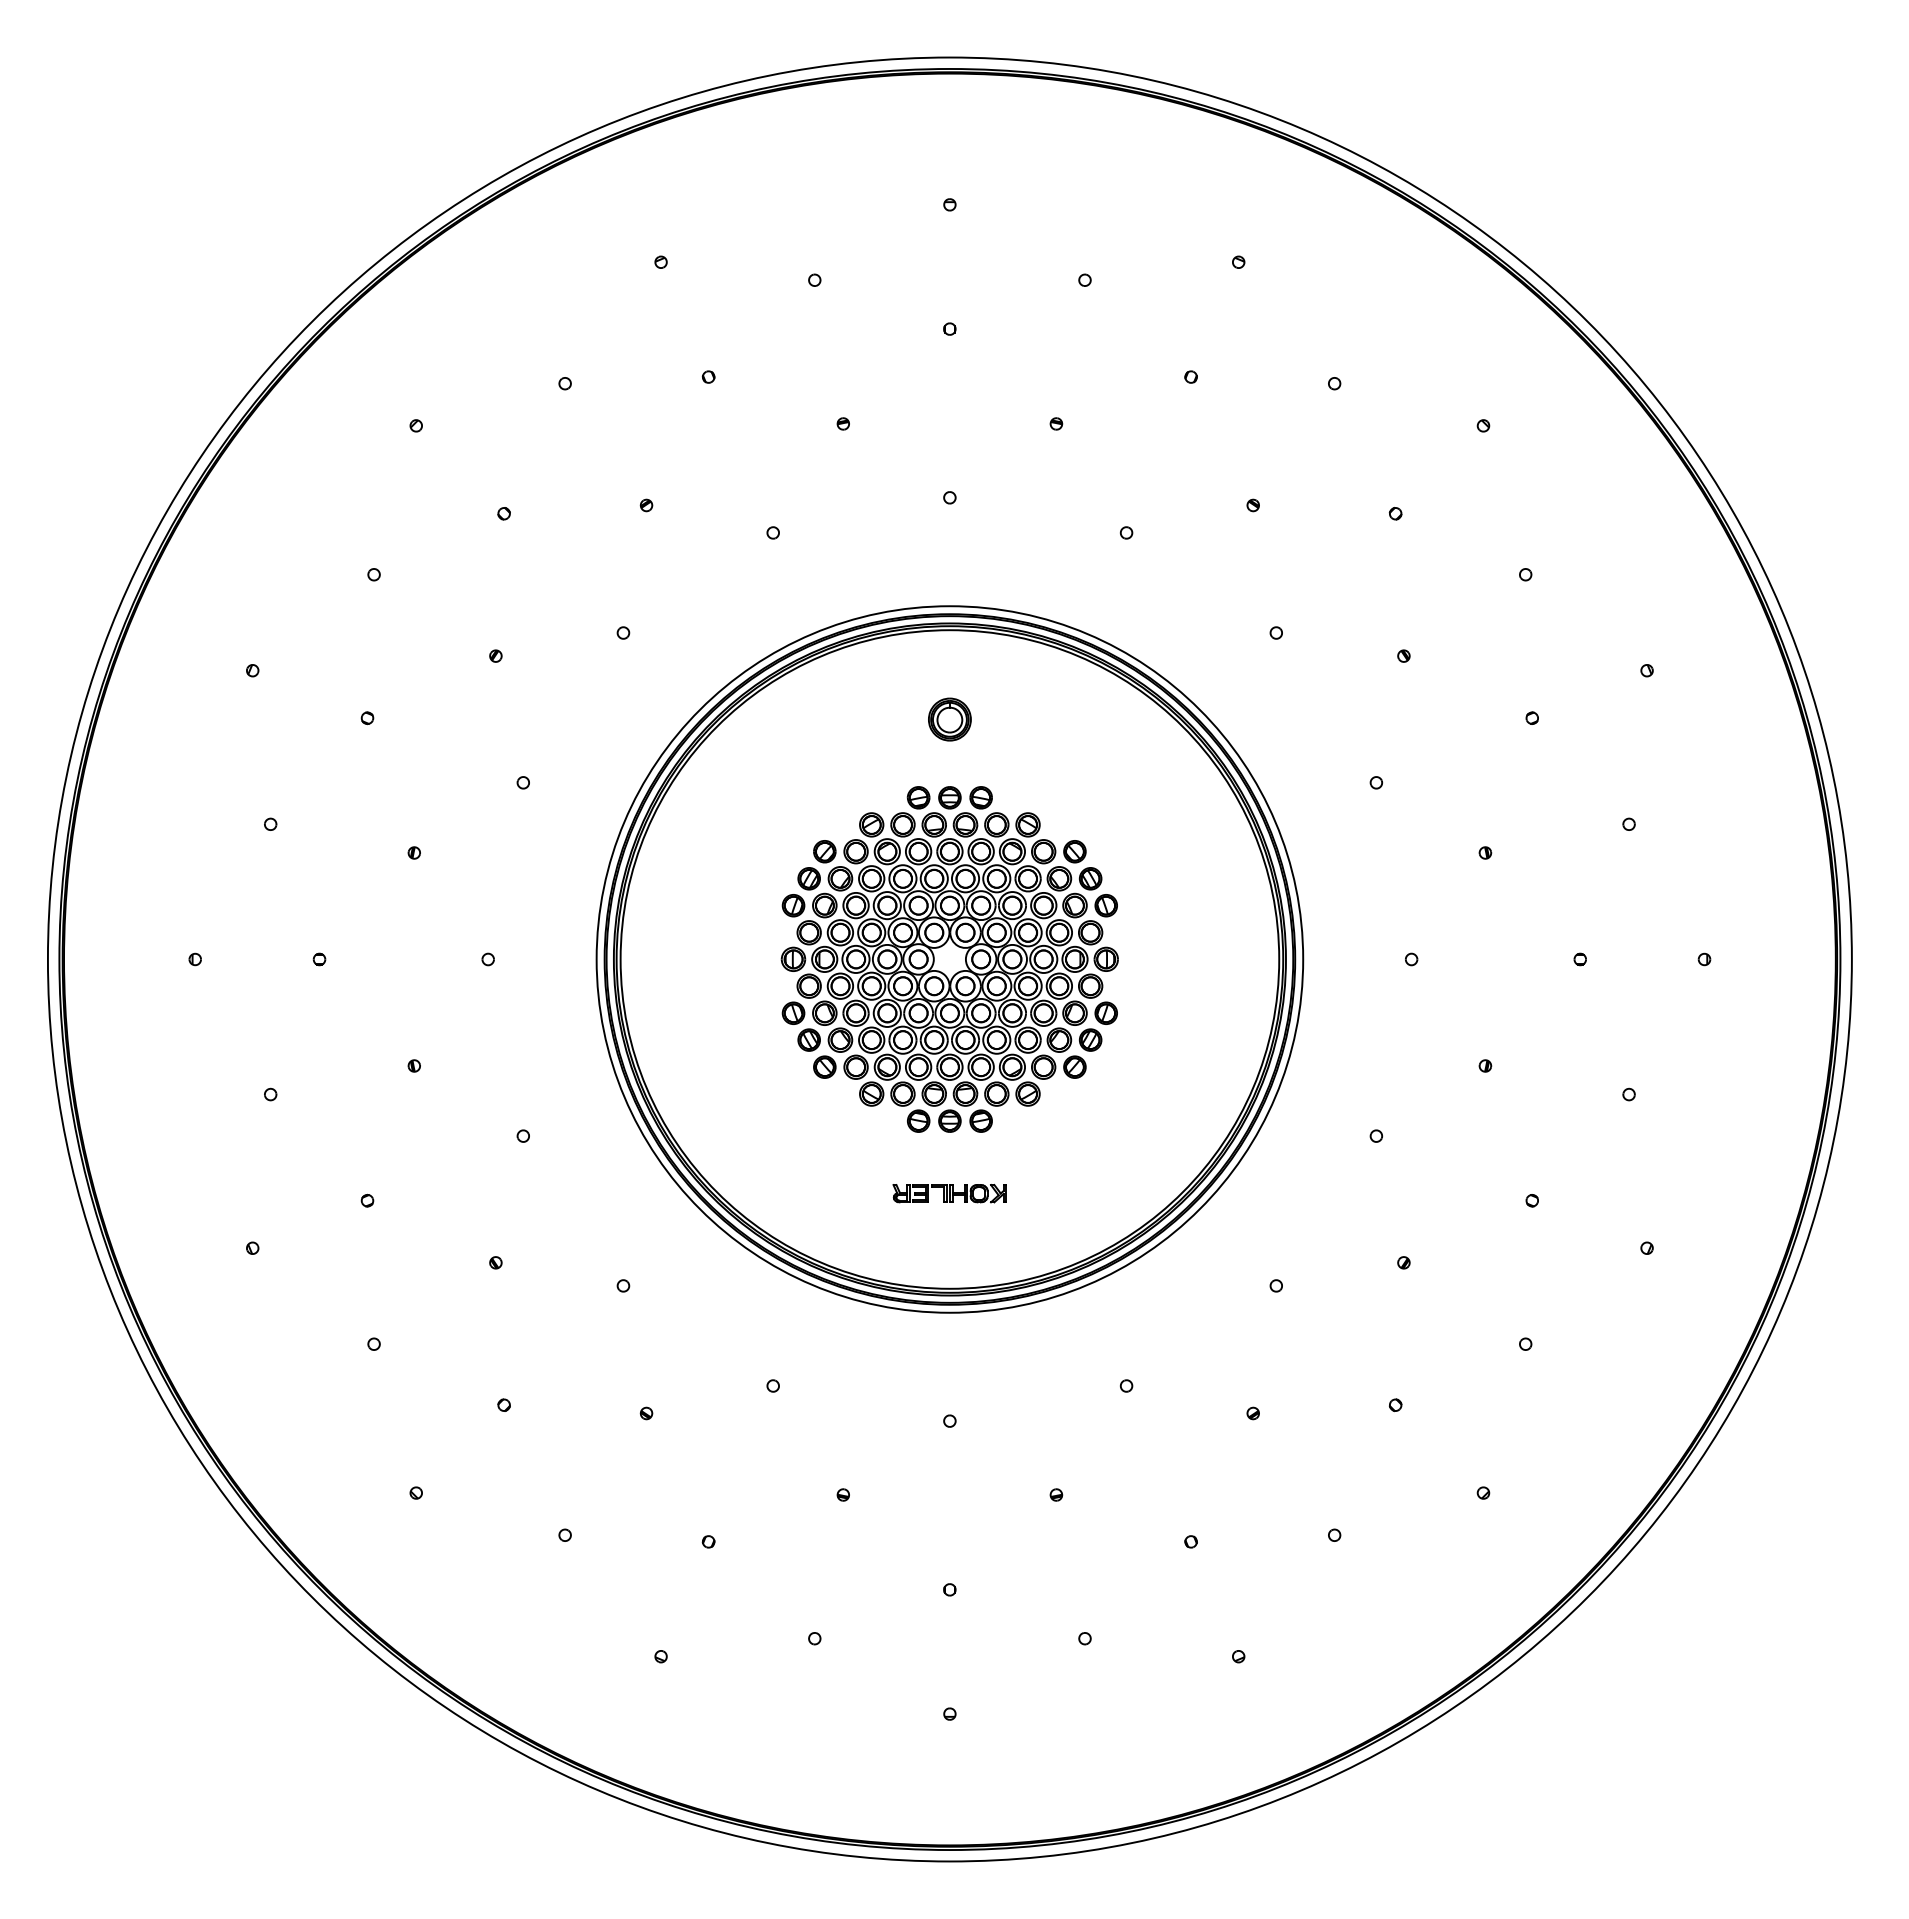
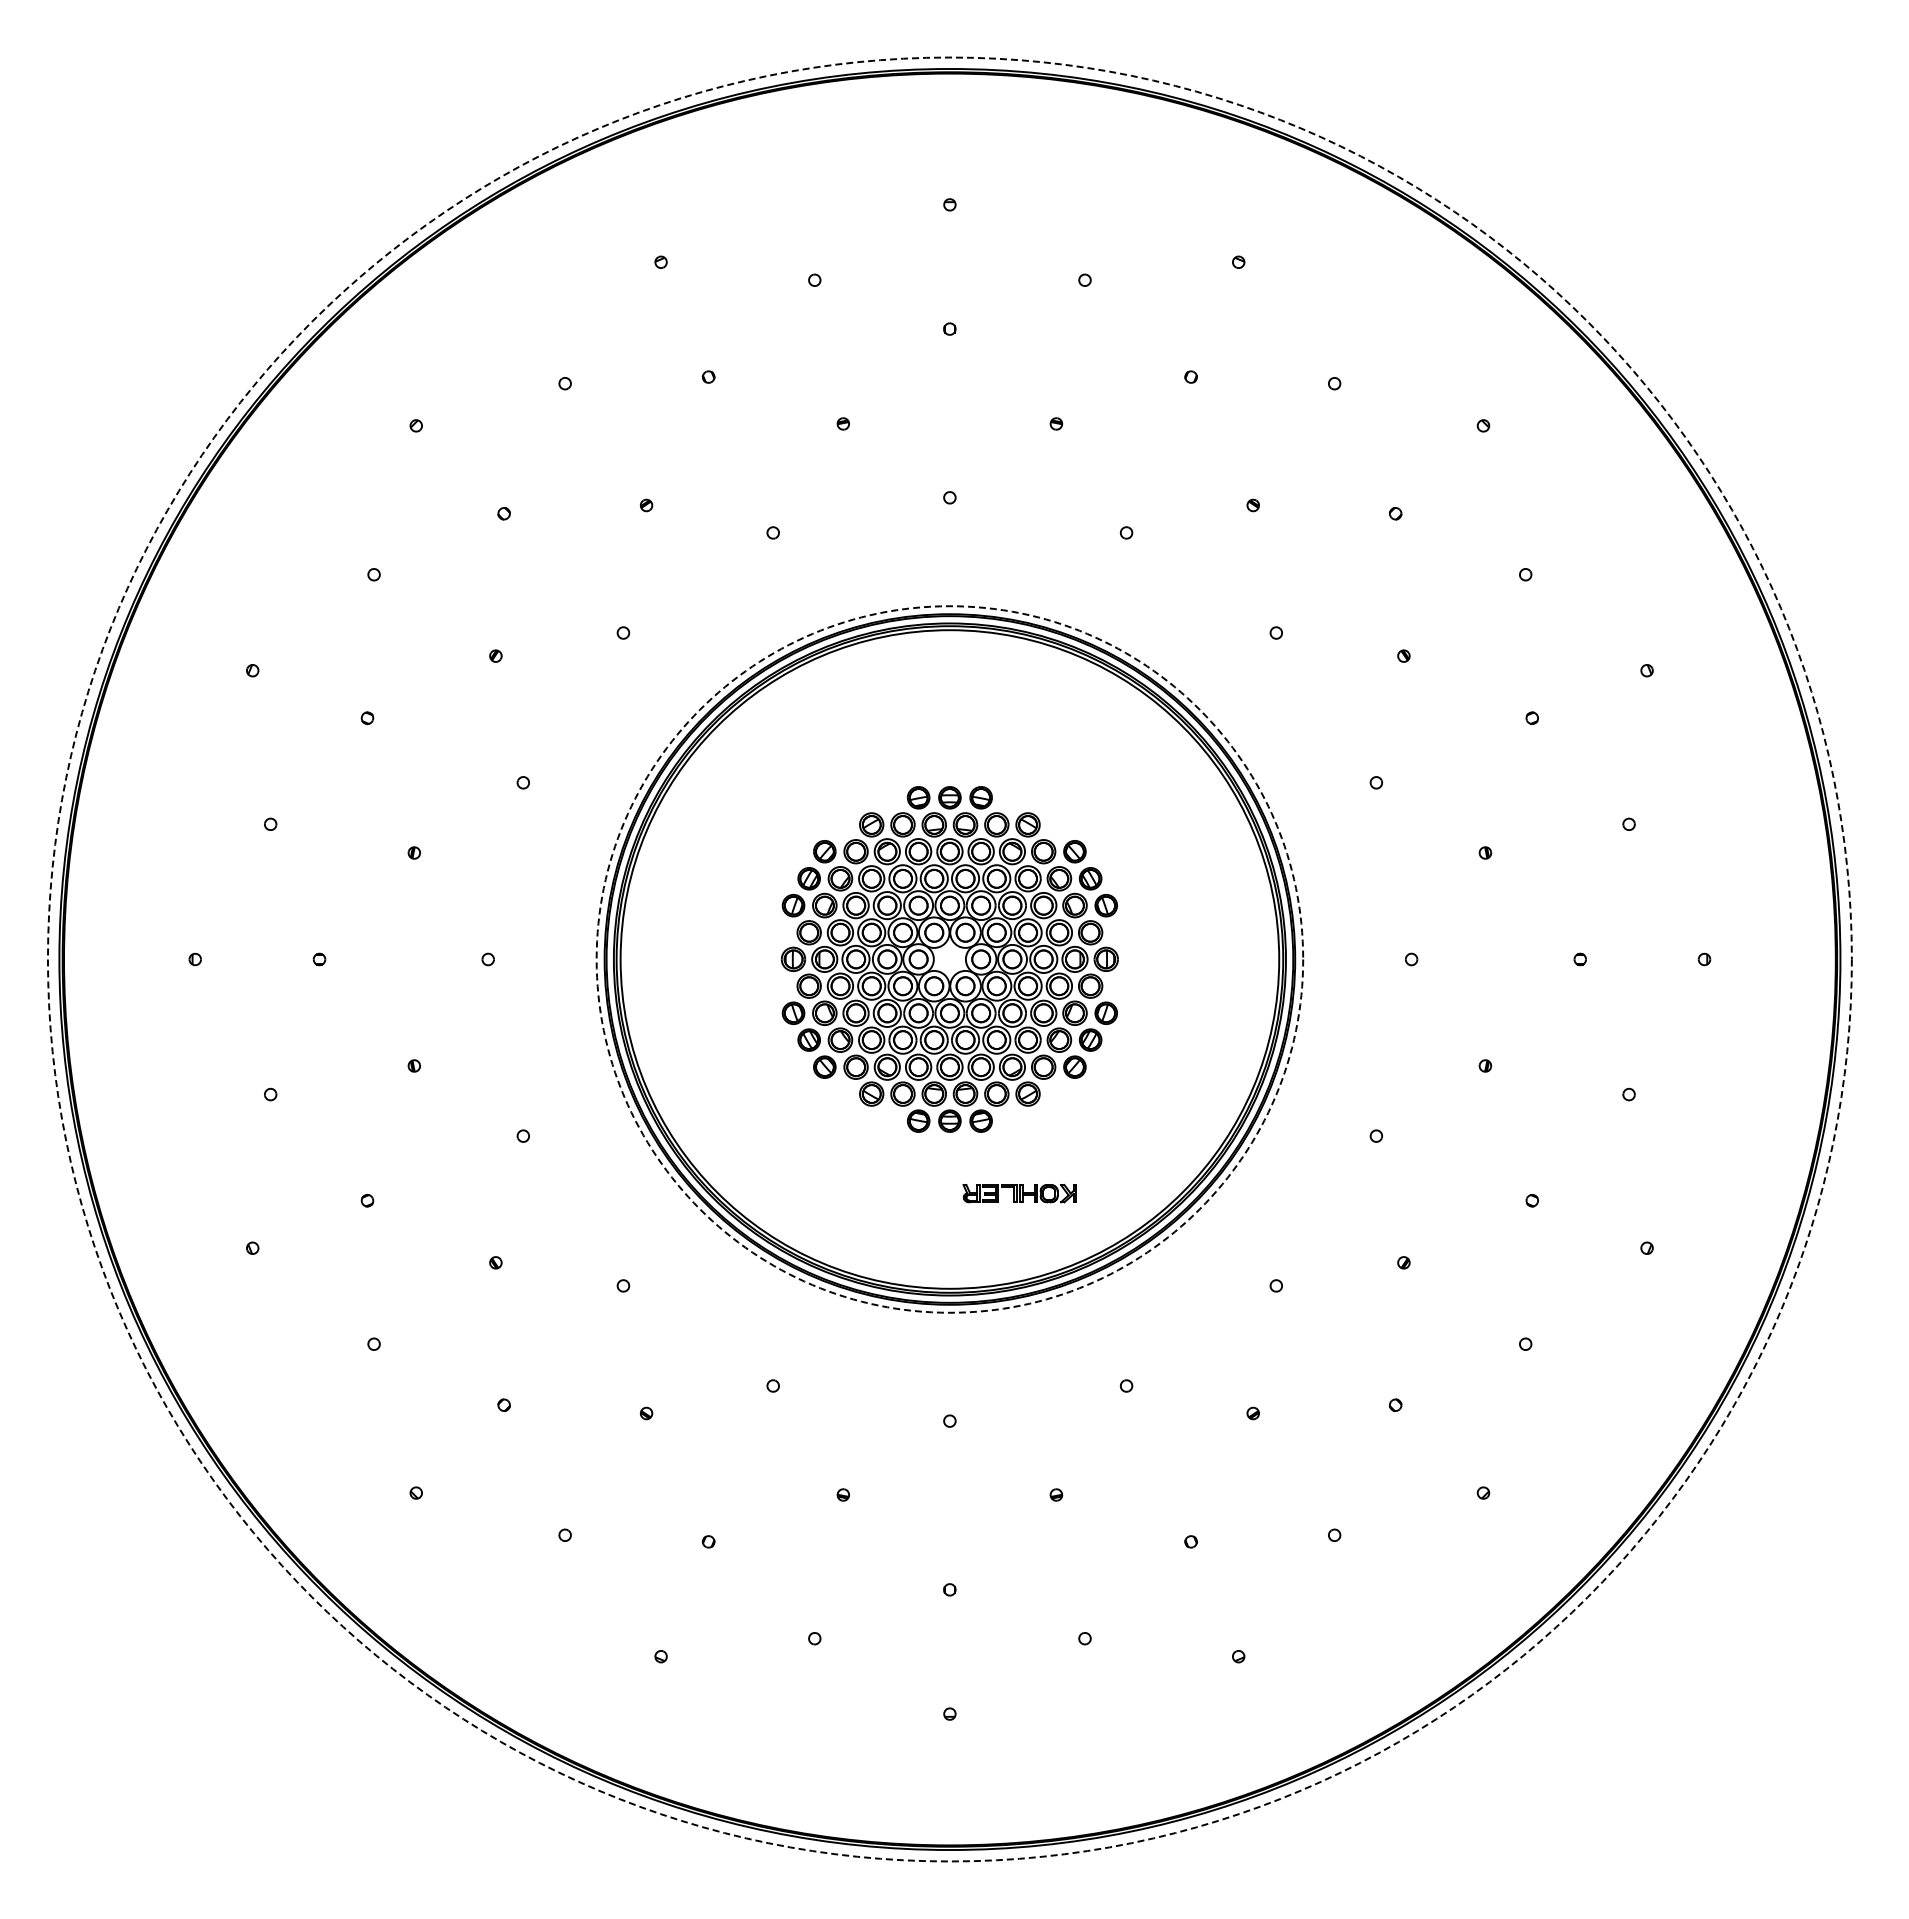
part: present -> none (949, 719)
circle: solid -> dashed (949, 959)
circle: solid -> dashed (949, 959)
part position: (949, 1193) -> (1019, 1193) (1019, 1193)
